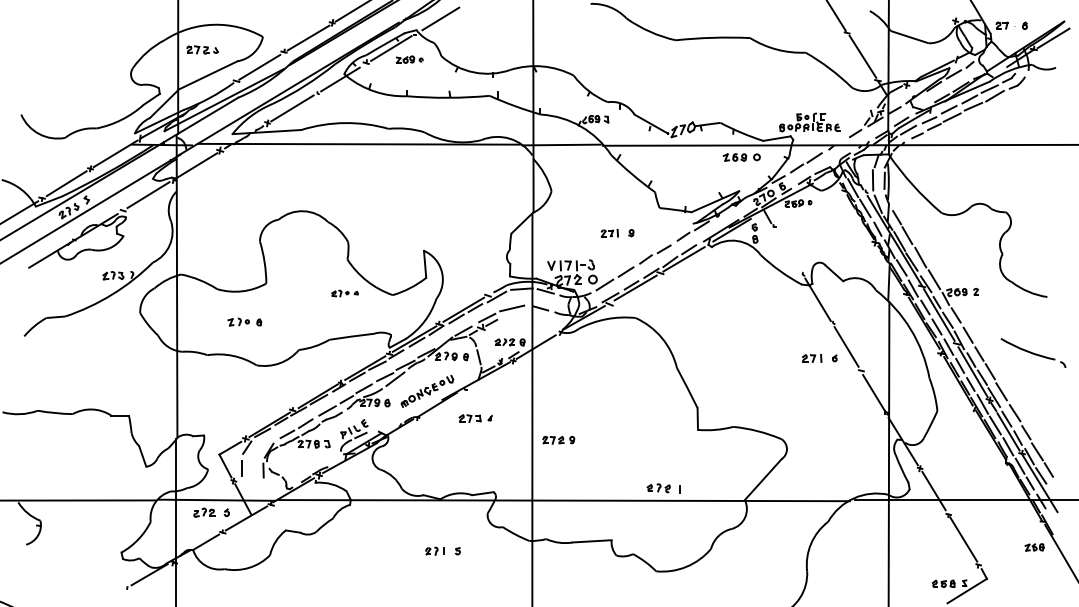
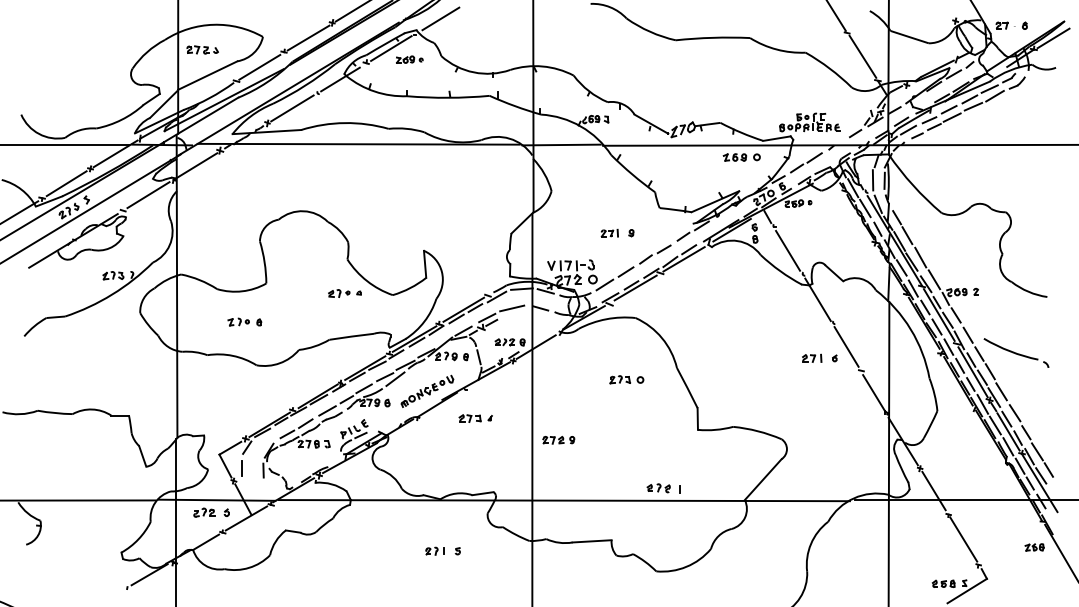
line: none -> present (65, 145)
line: none -> present (788, 250)
part size: 28x9 px -> 34x9 px (344, 293)
part position: (1033, 352) -> (1016, 352) (1016, 352)
part: none -> present (626, 379)
